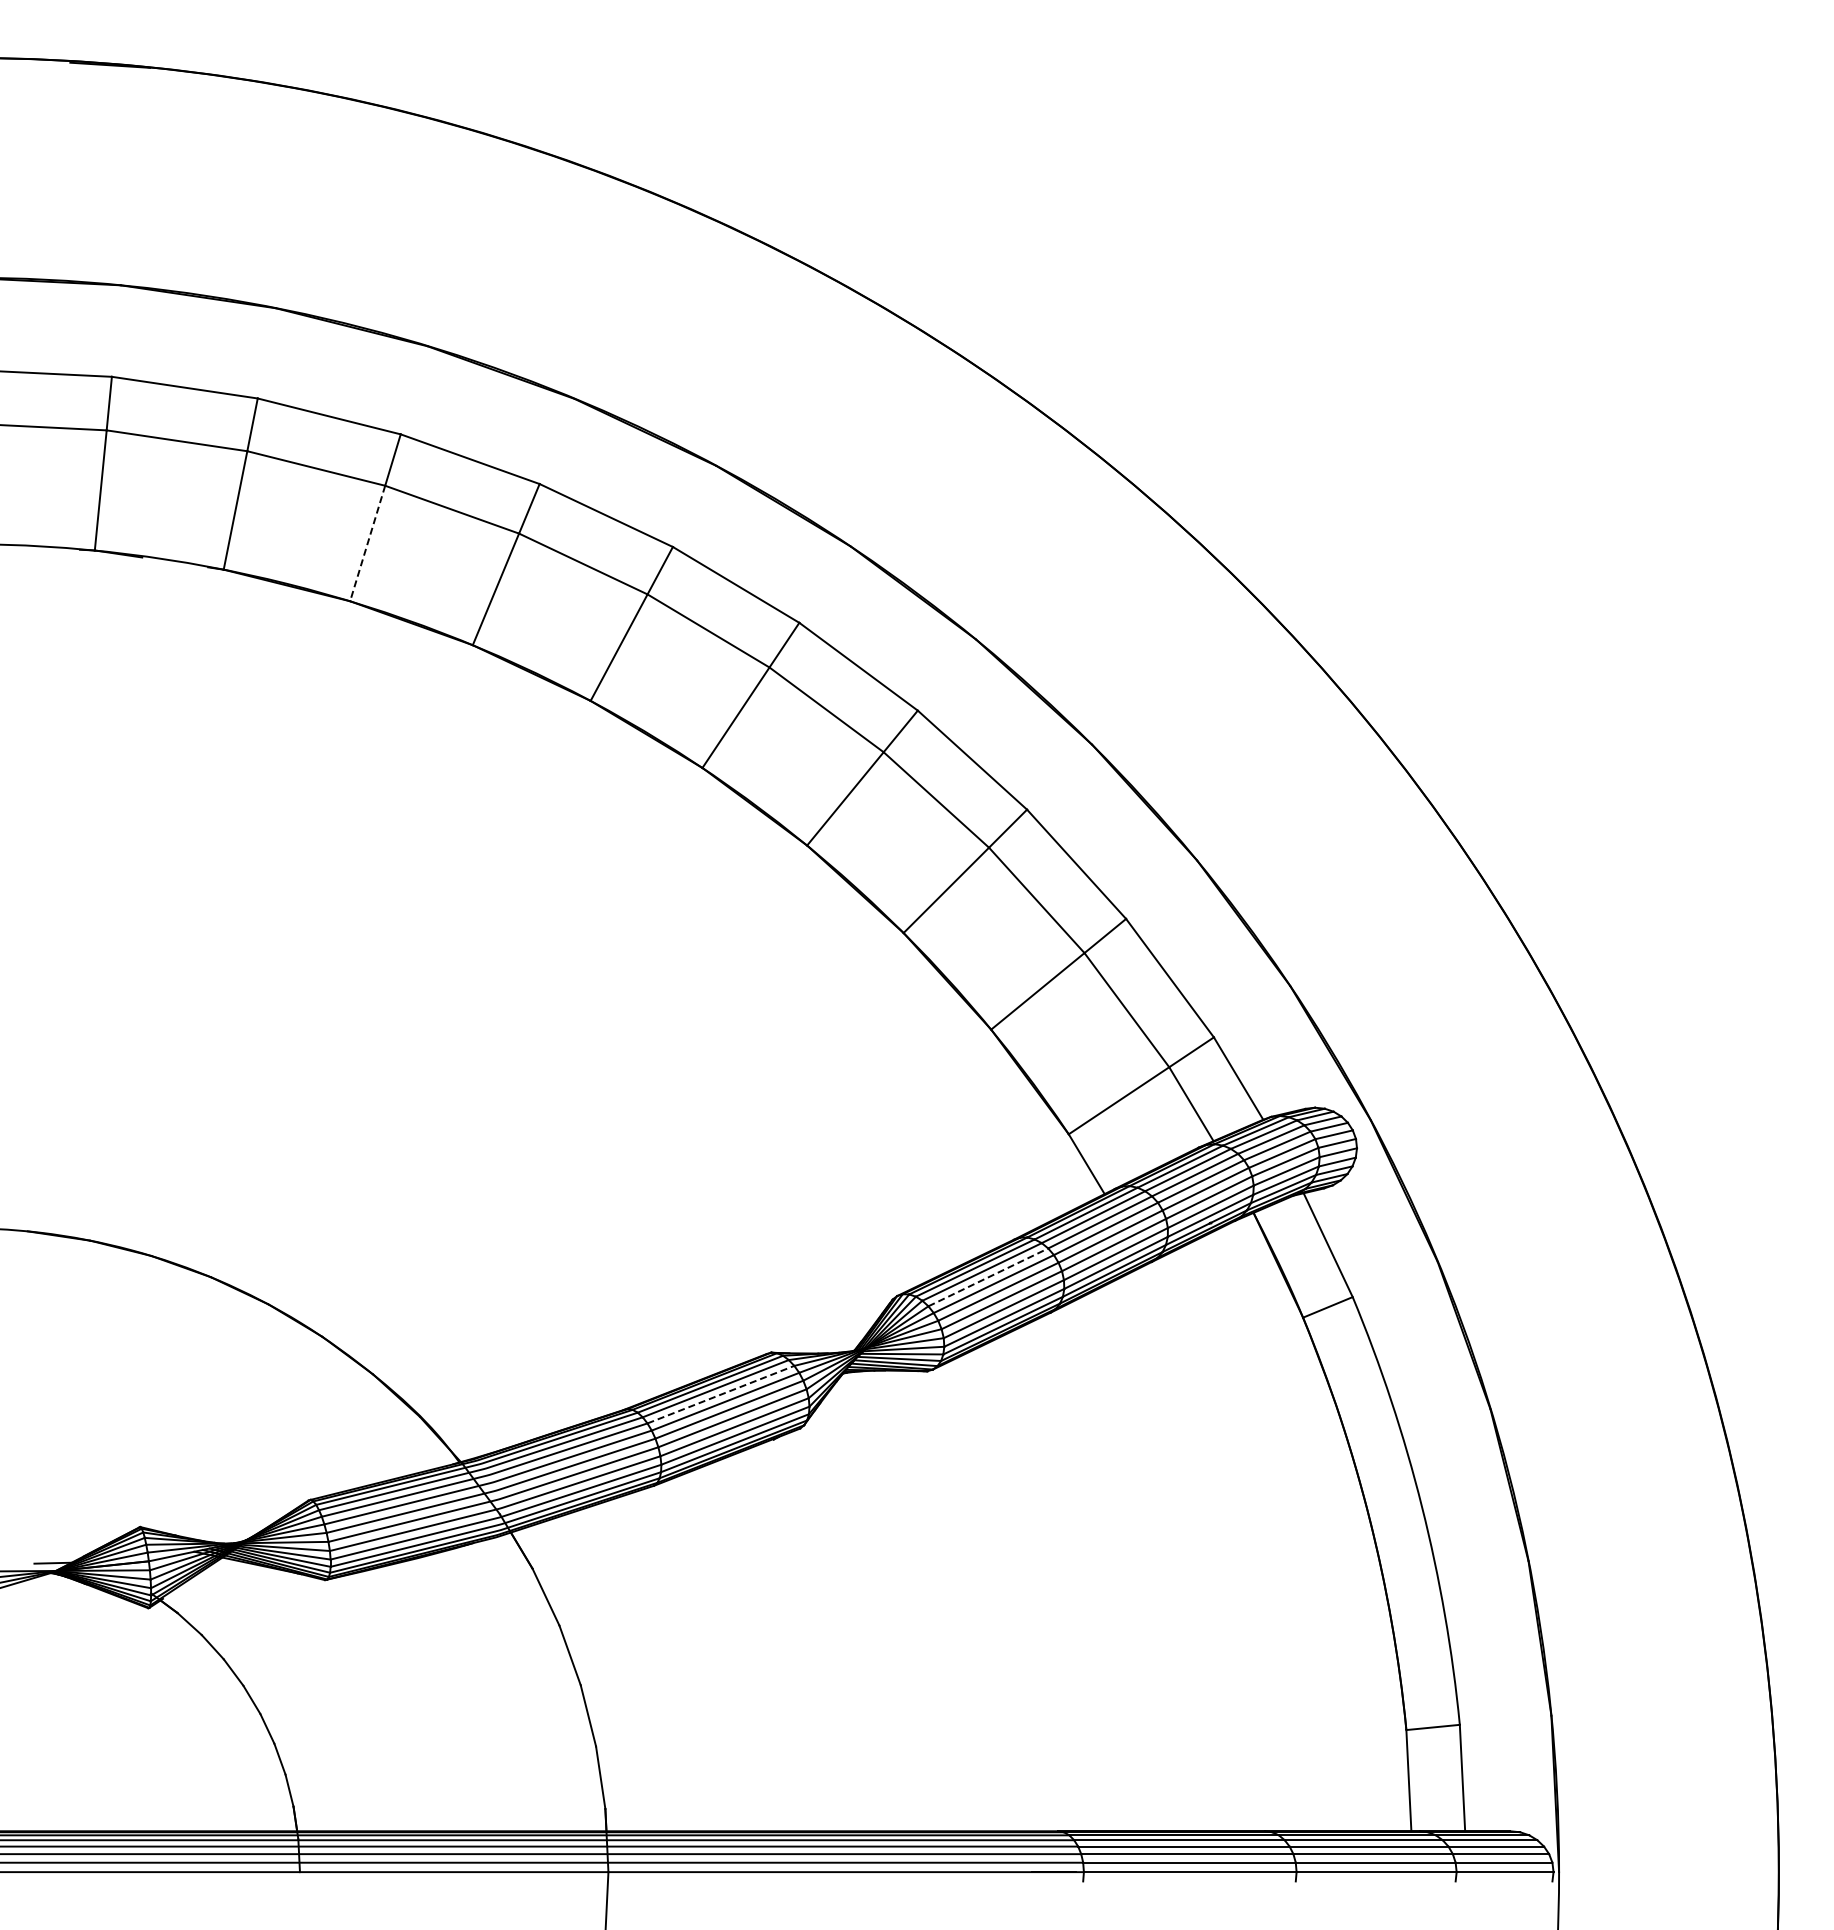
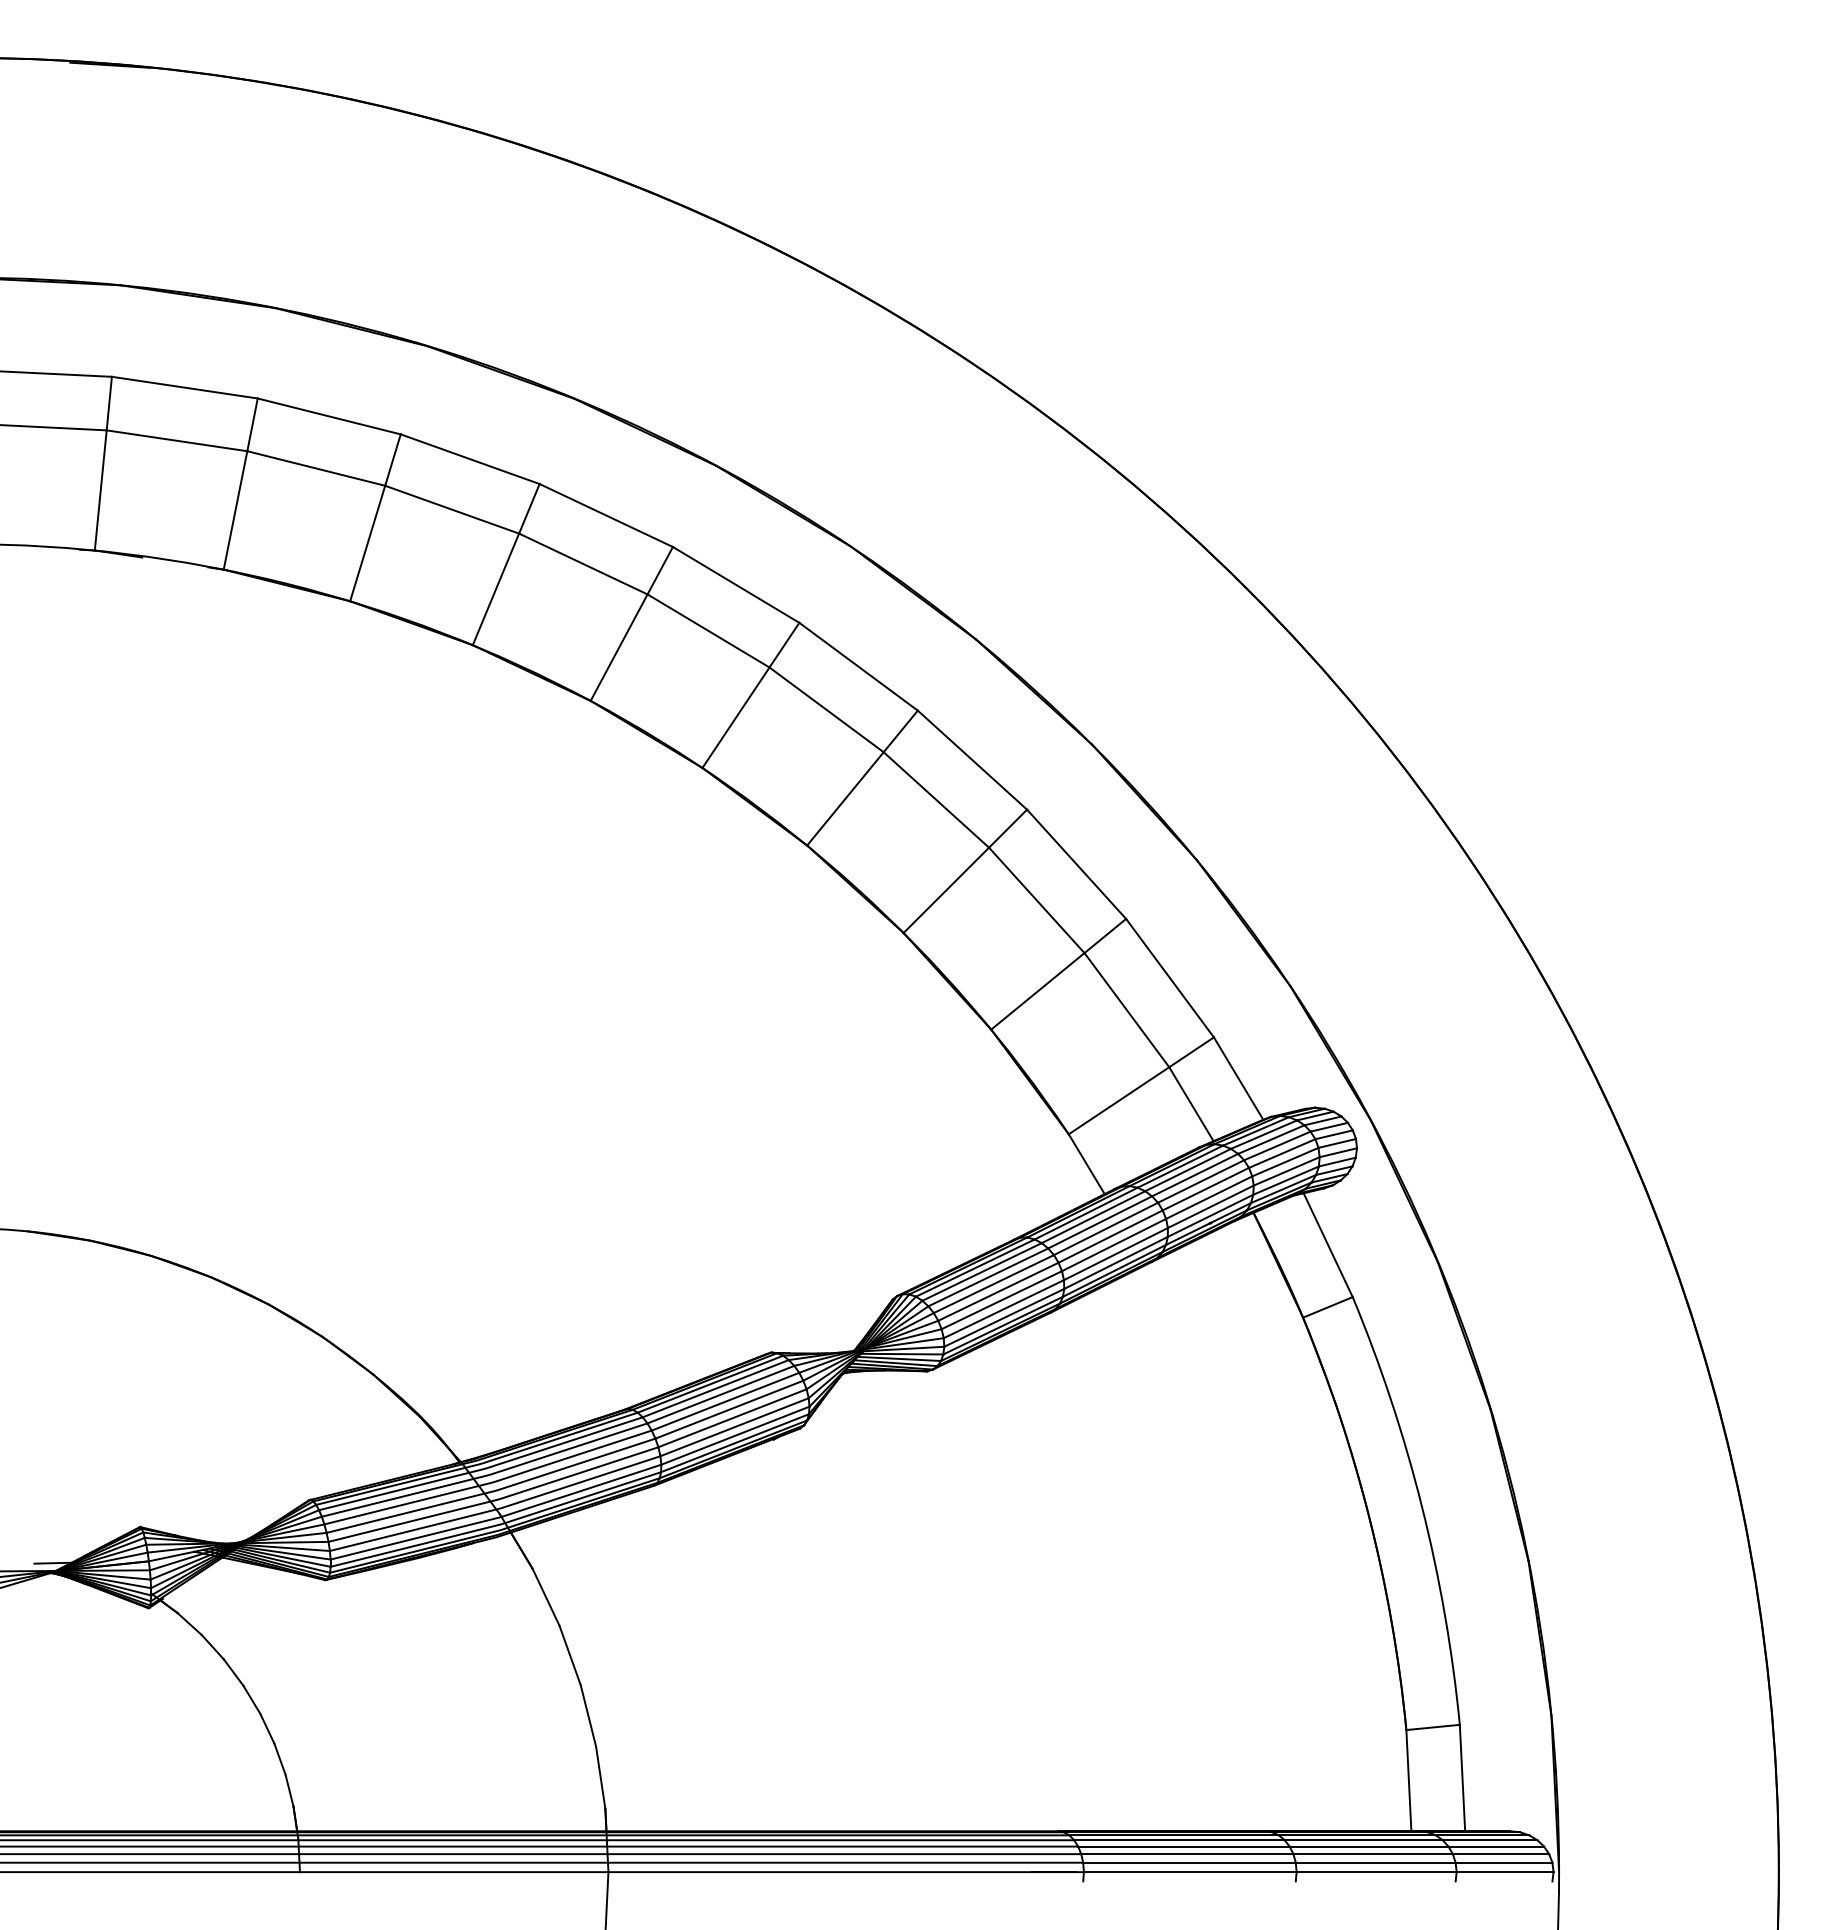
line: dashed -> solid (367, 544)
line: dashed -> solid (988, 1277)
line: dashed -> solid (720, 1394)
